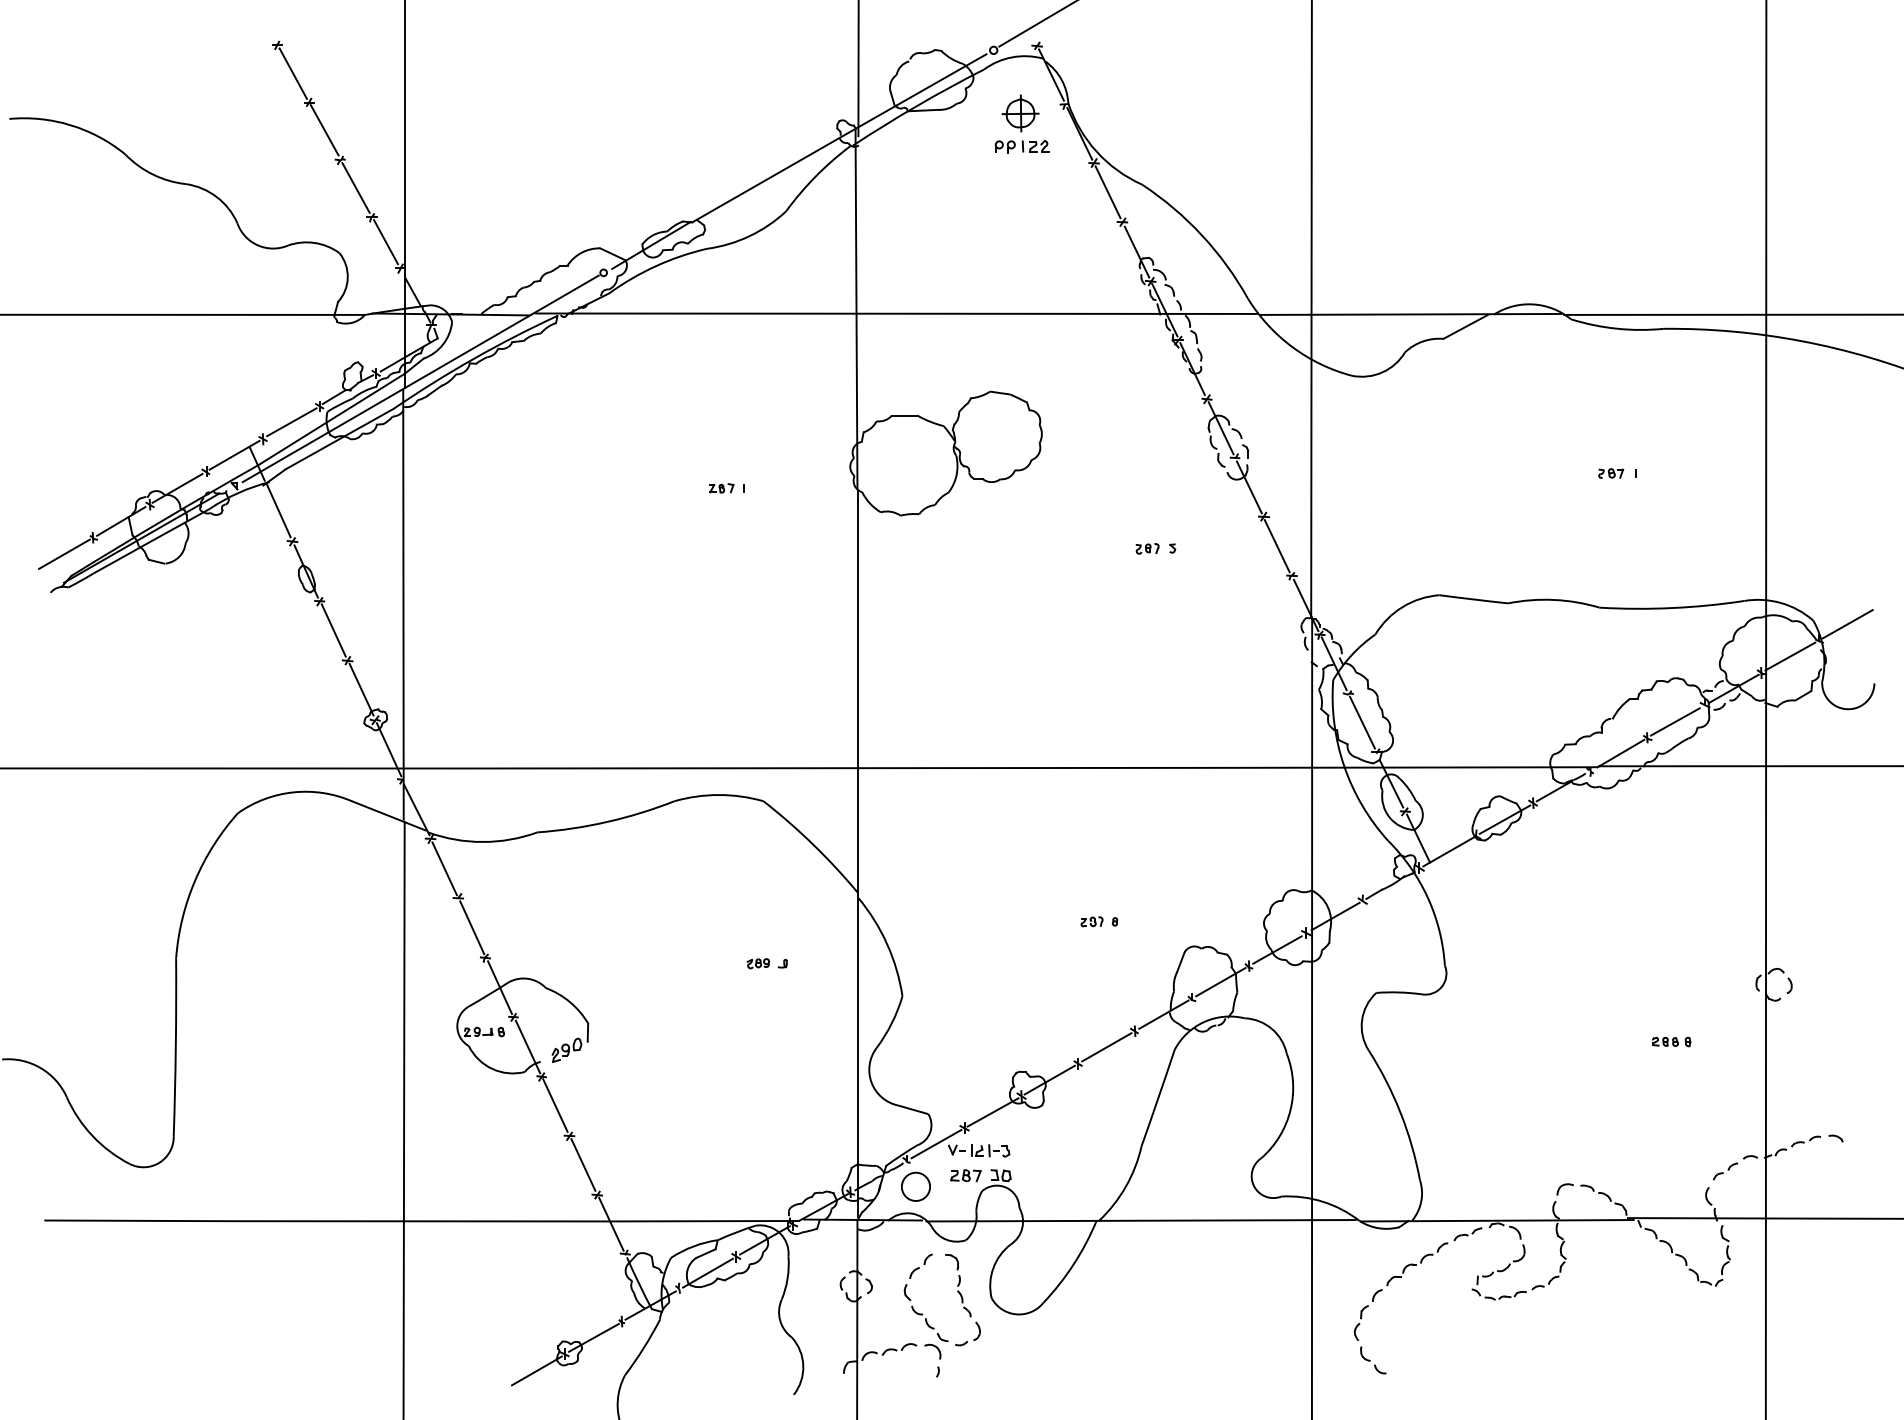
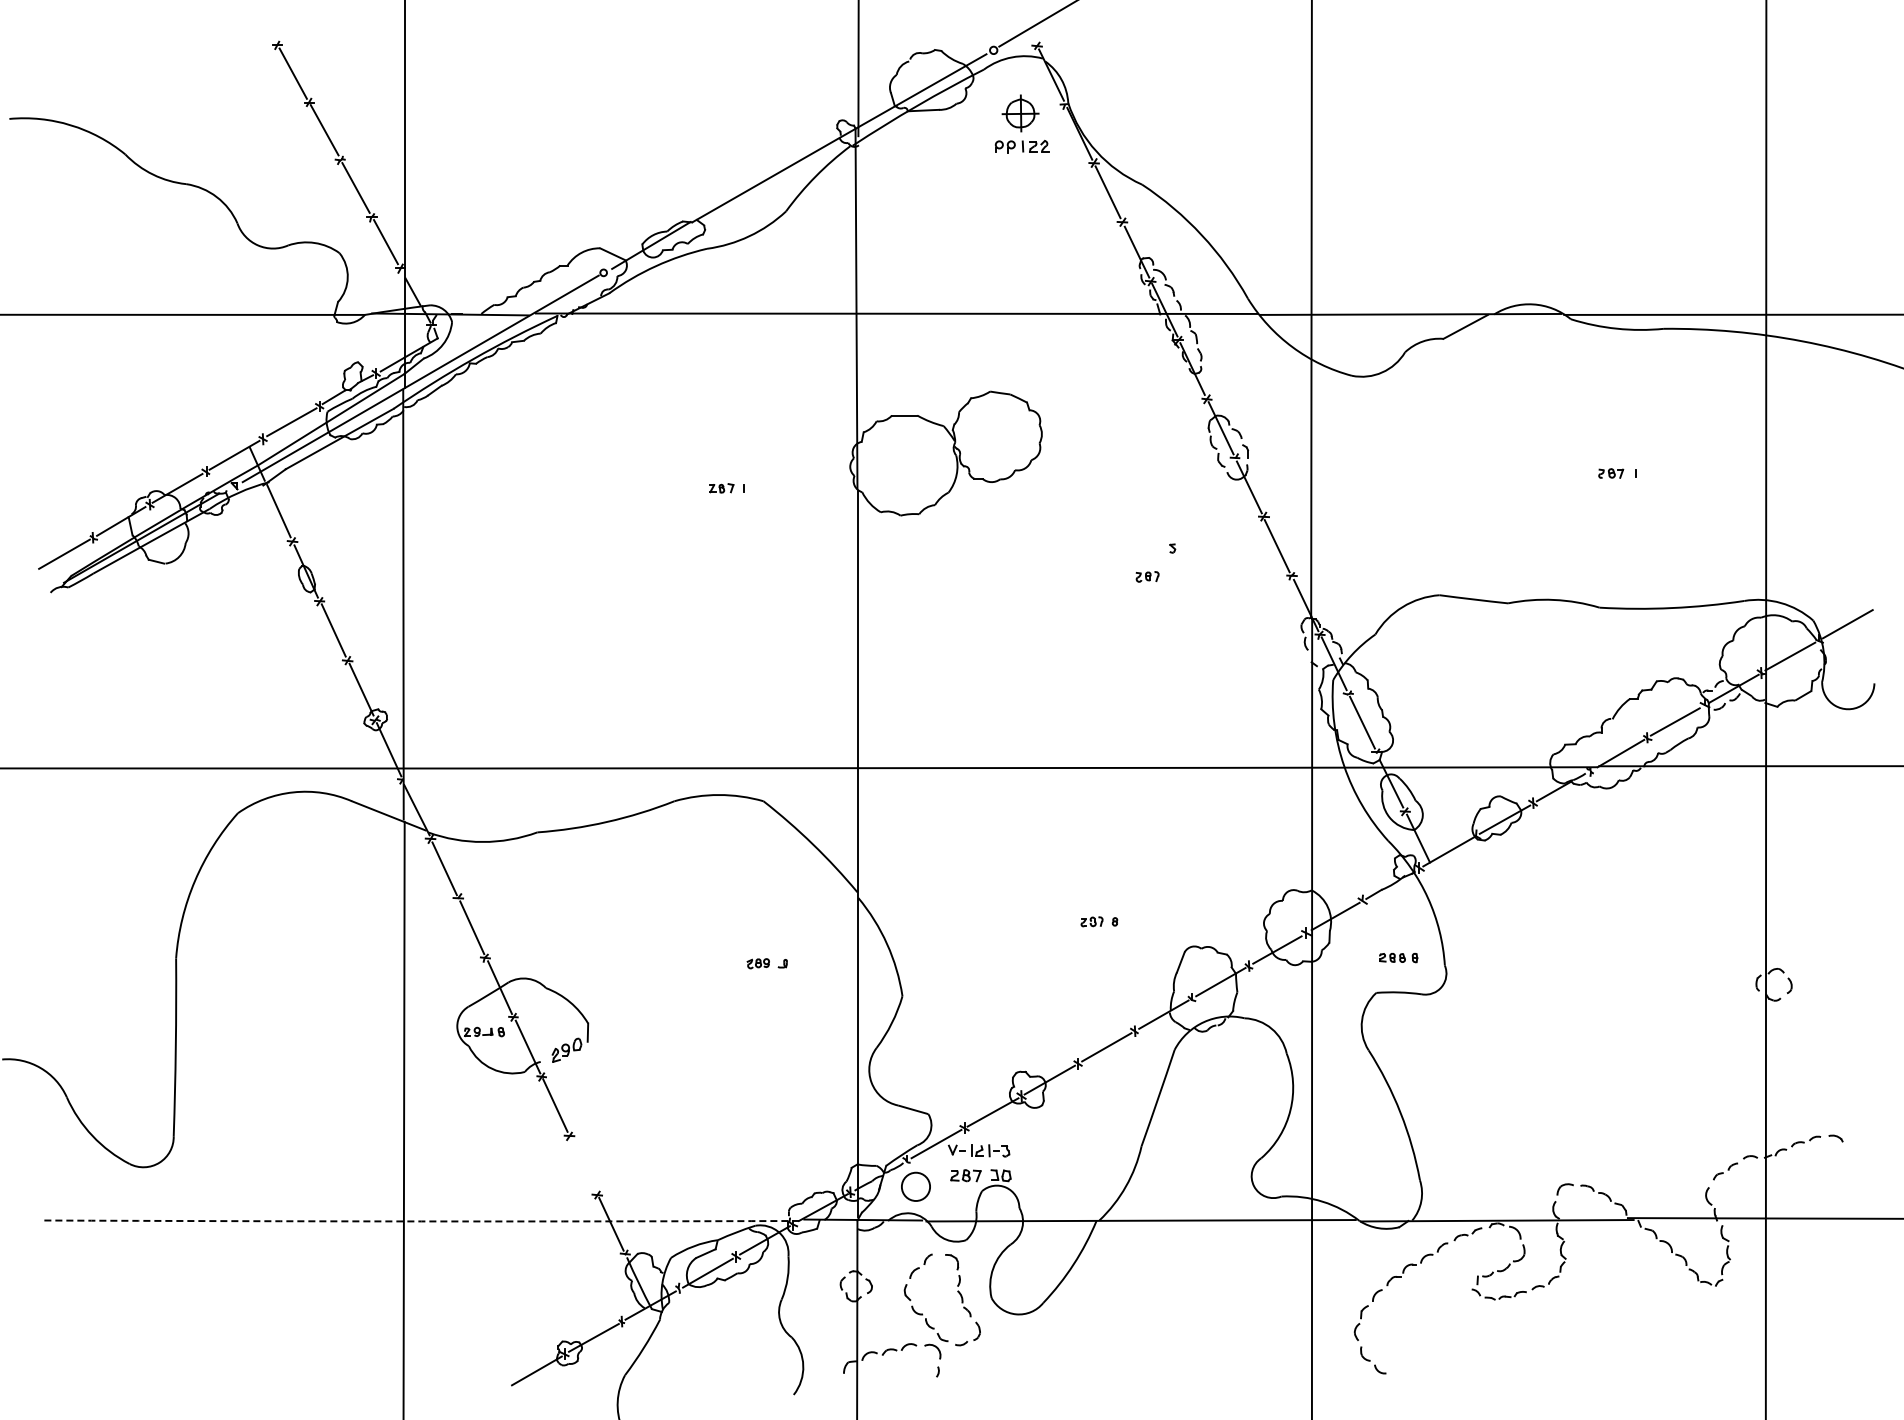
part position: (1147, 548) -> (1147, 576) (1147, 576)
part position: (1671, 1042) -> (1398, 958) (1398, 958)
line: present -> none (583, 1164)
arc: solid -> dashed (421, 1221)
